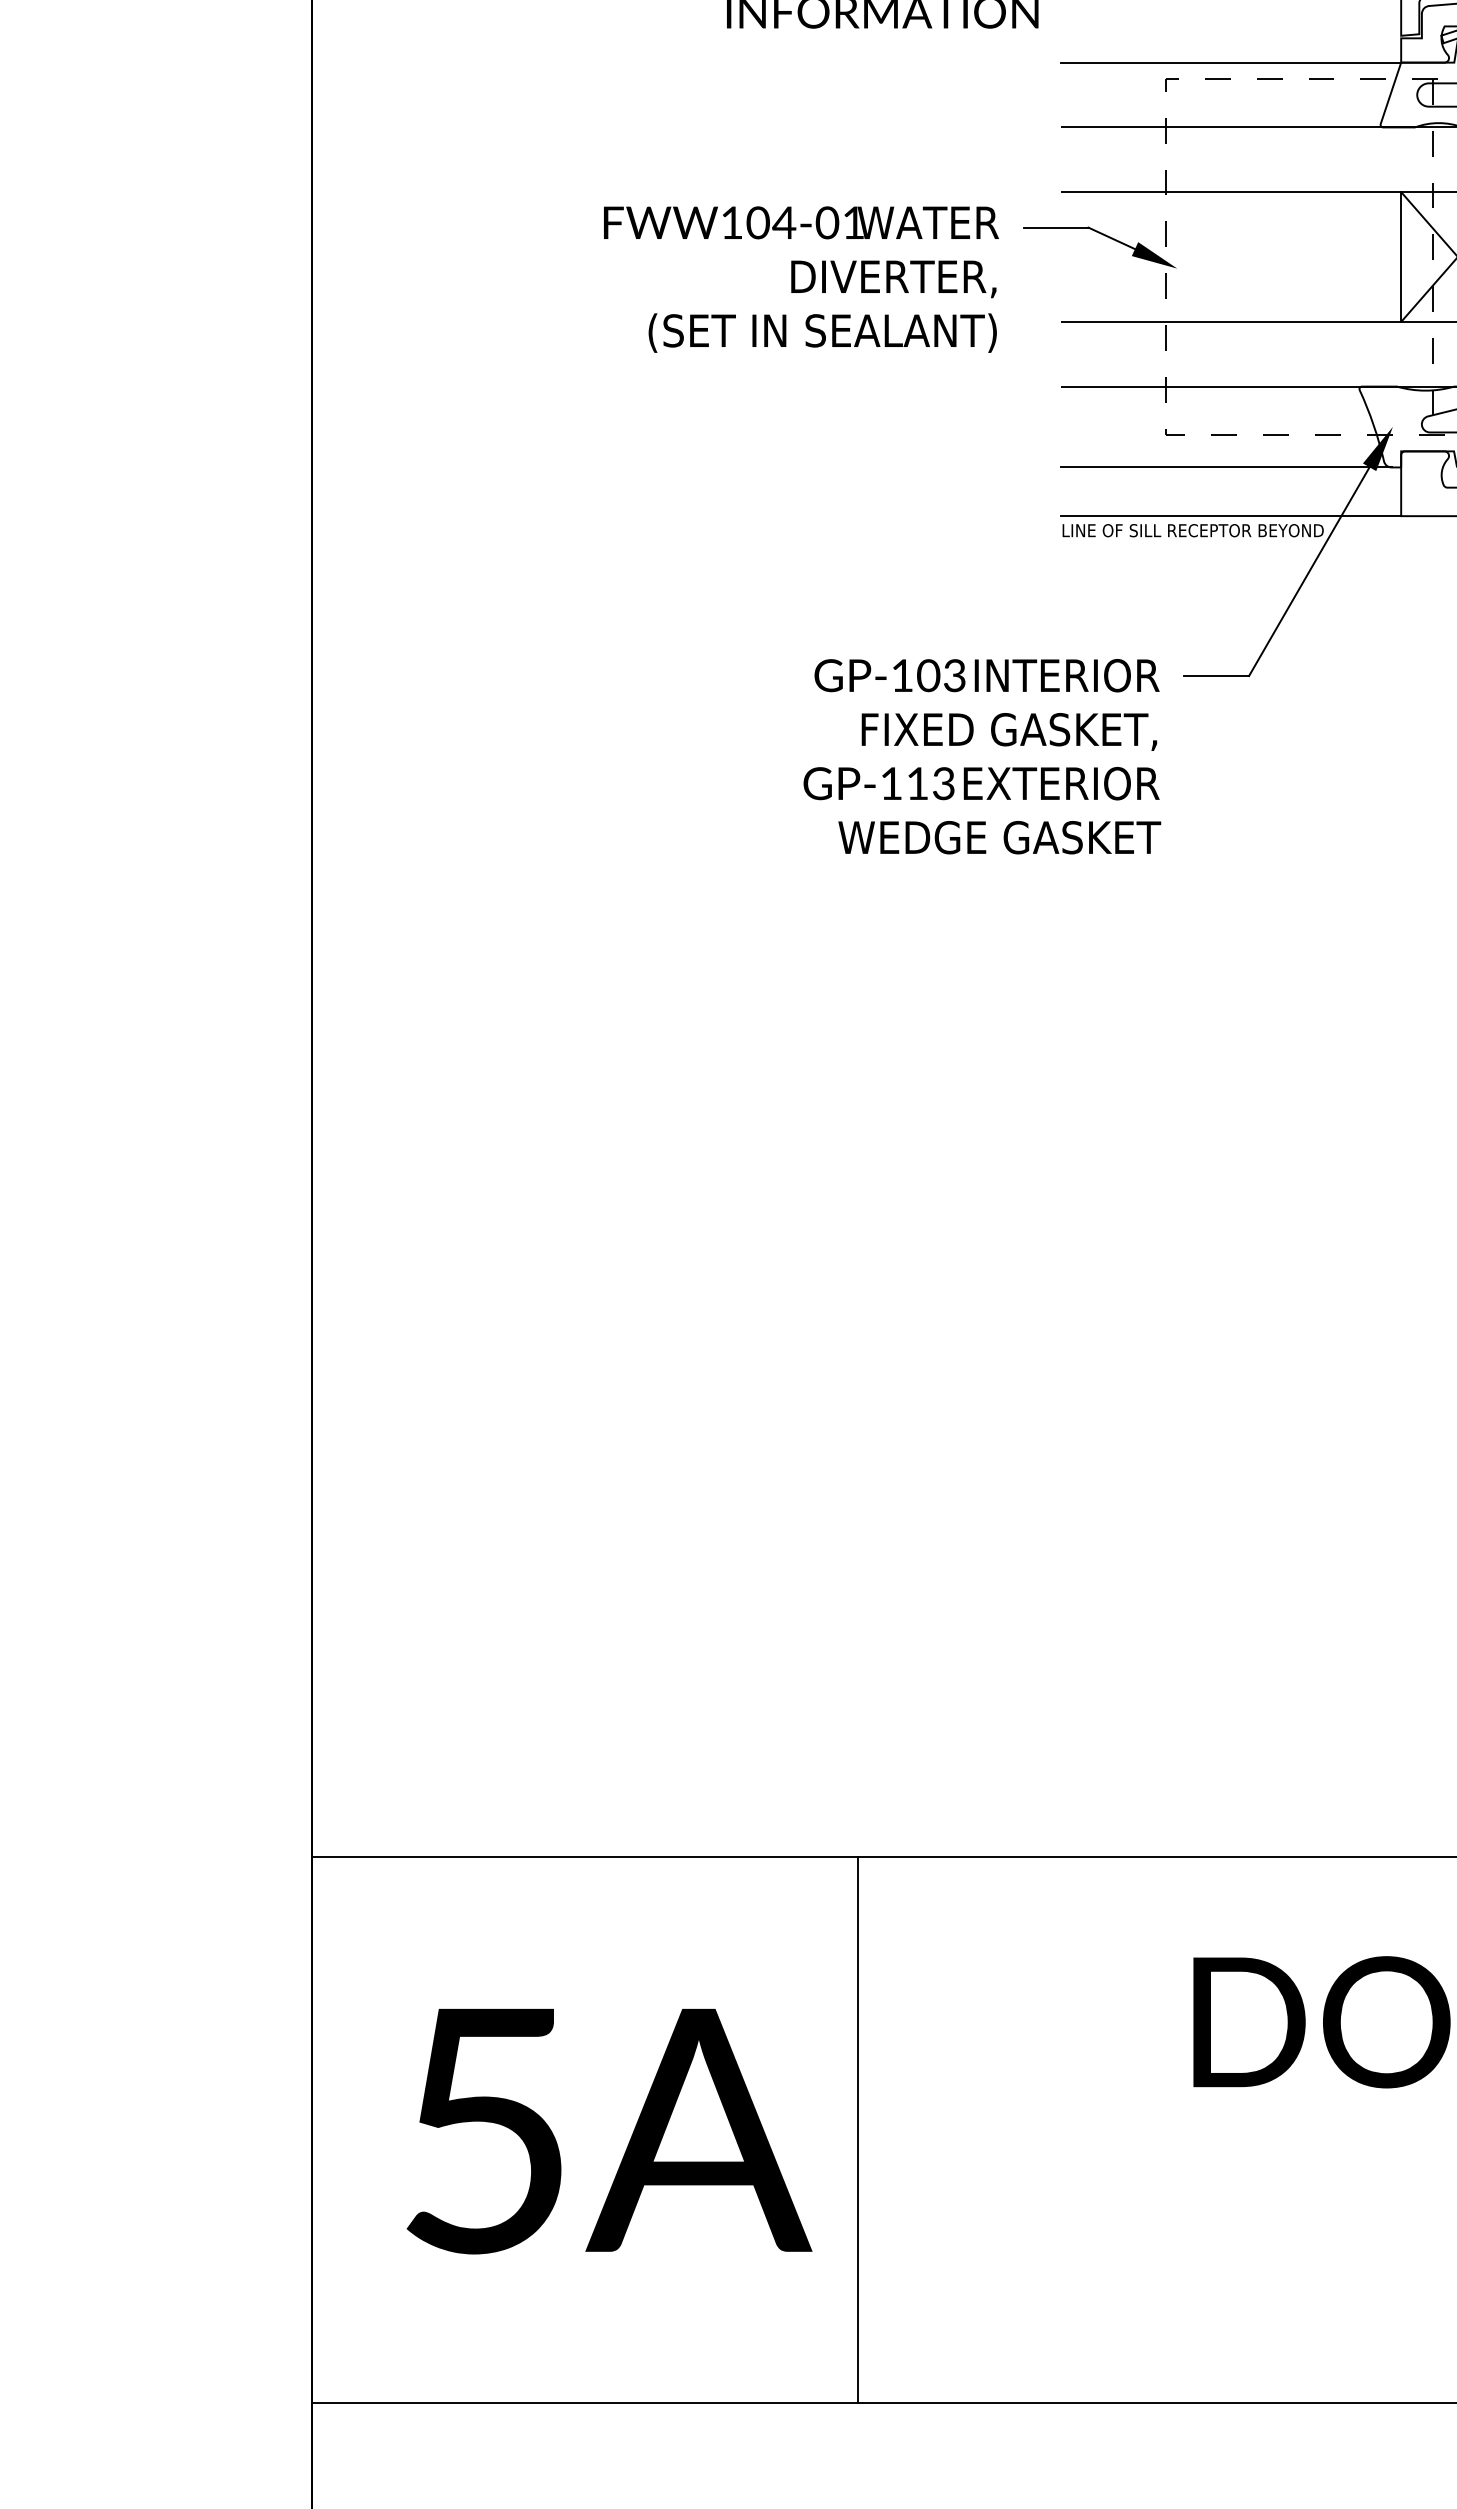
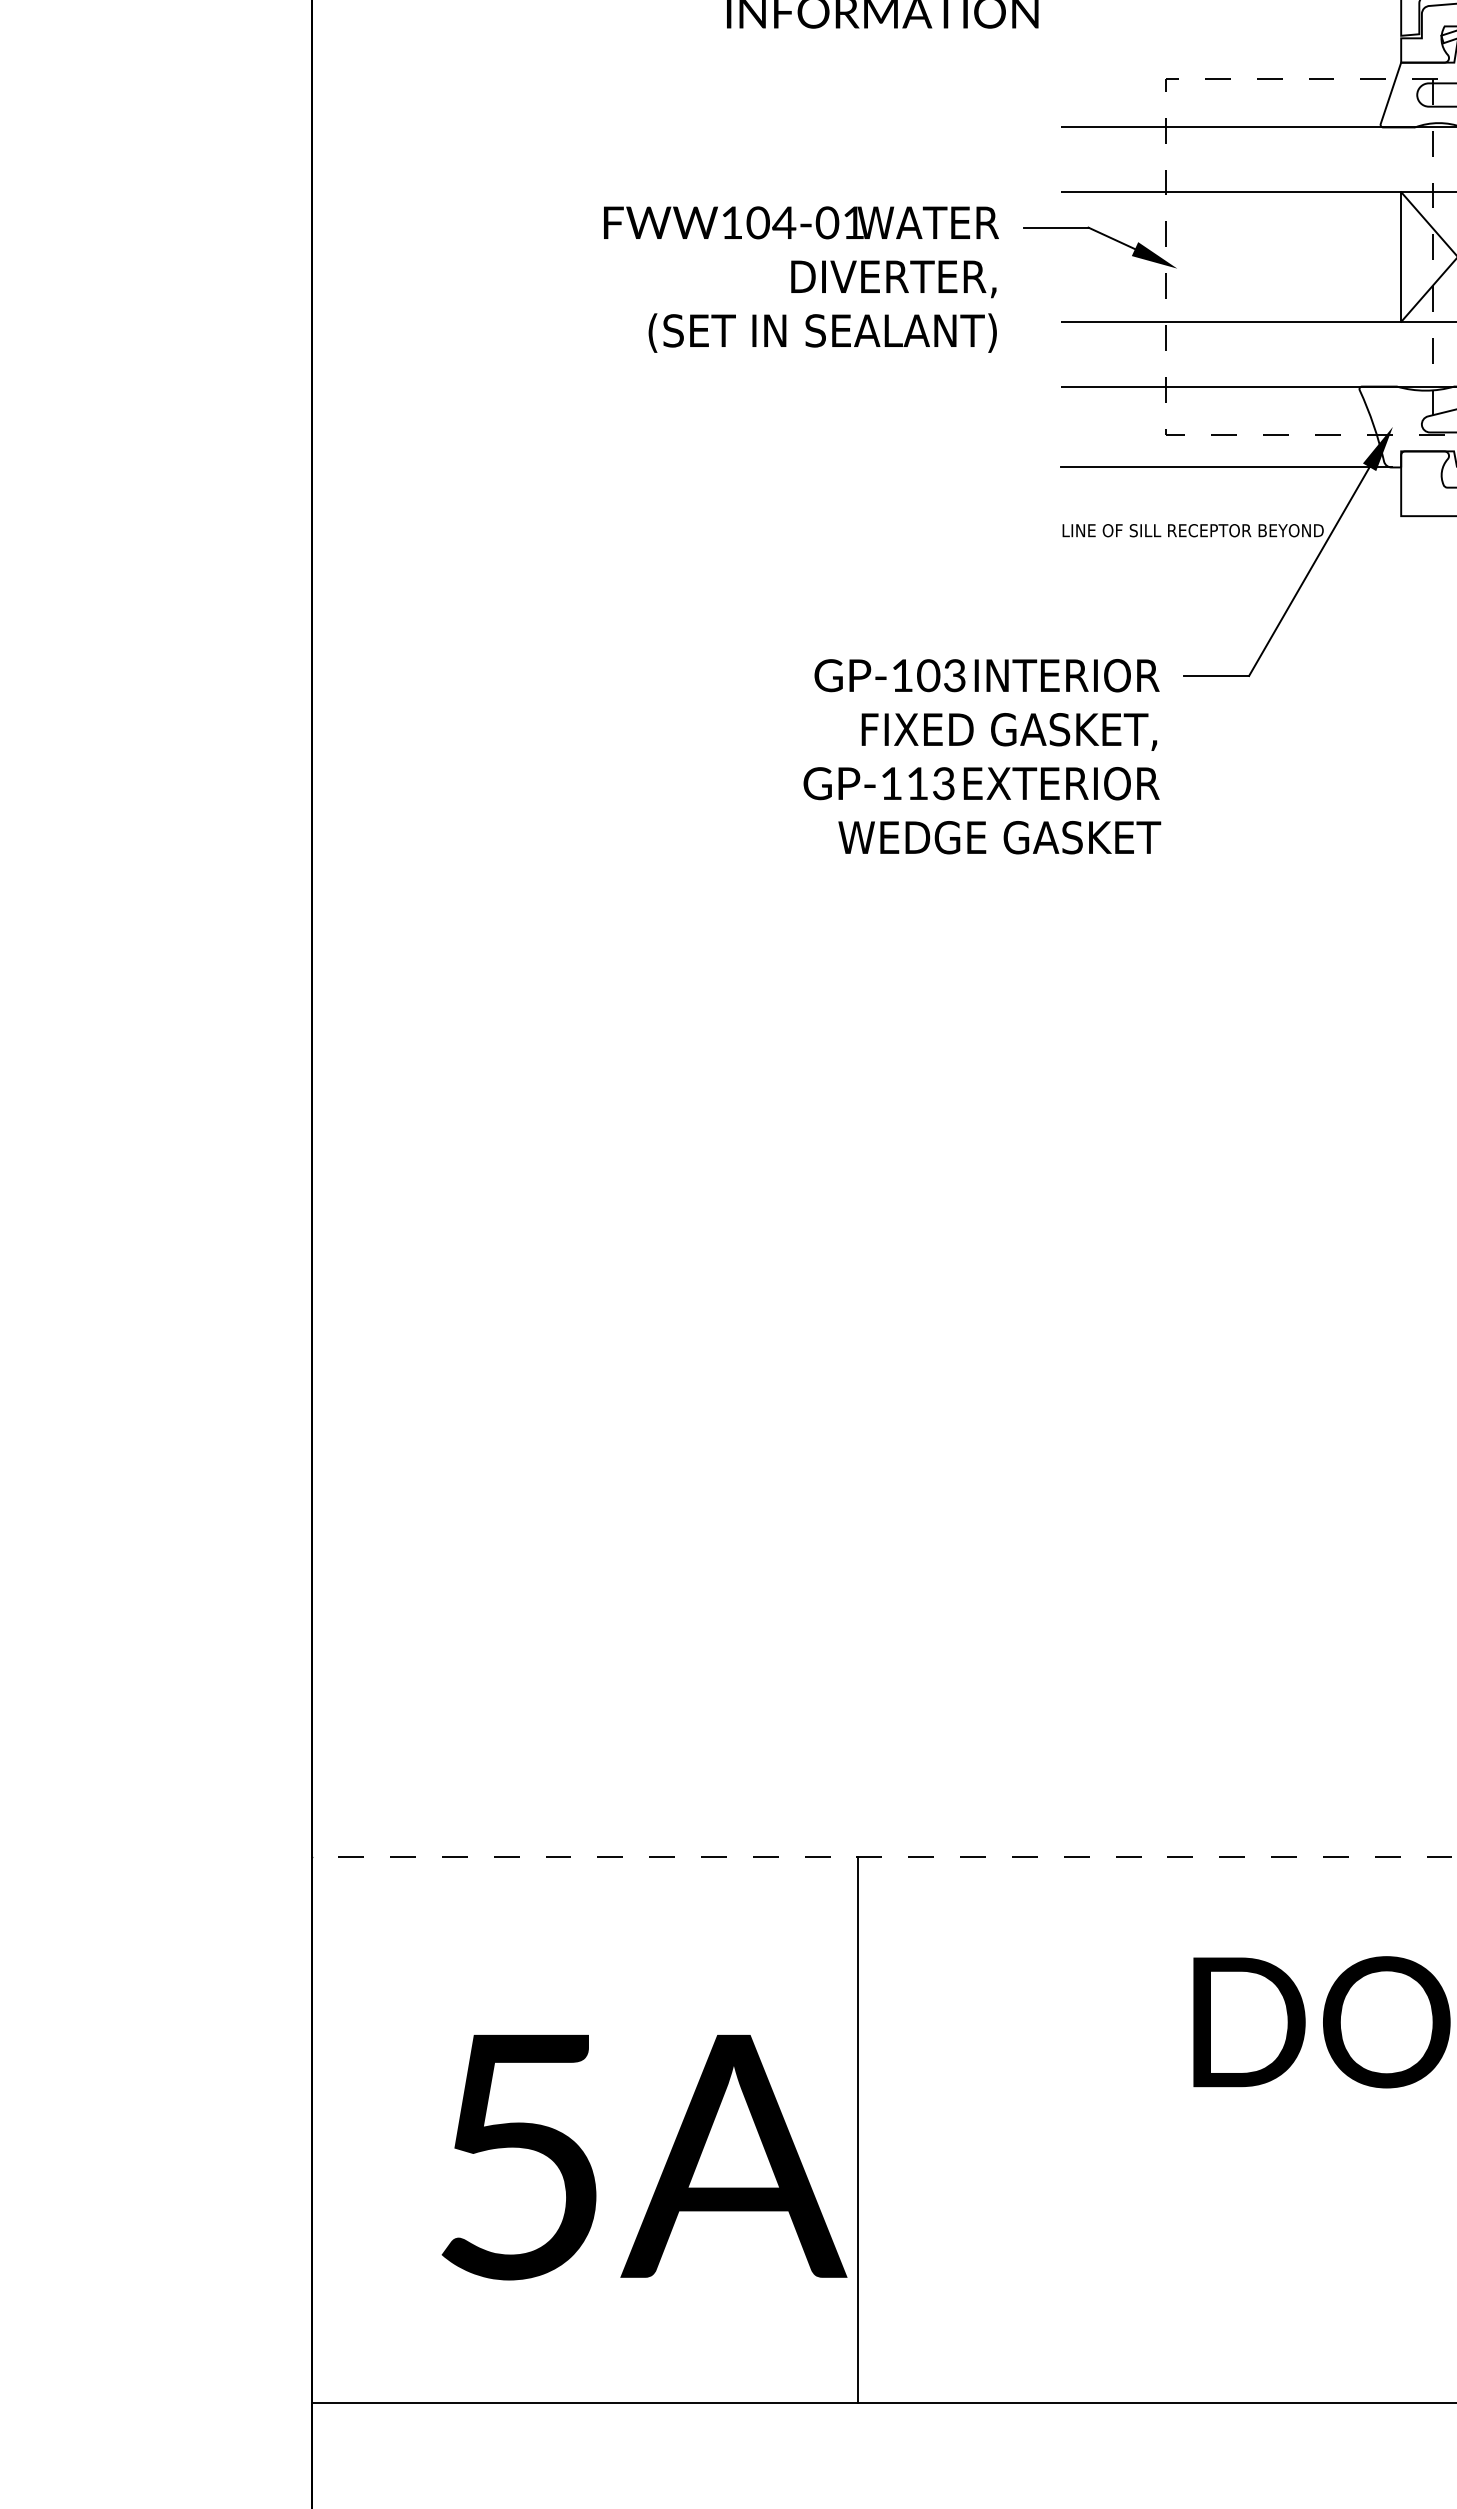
line: present -> none (1231, 62)
line: present -> none (1231, 516)
line: solid -> dashed (884, 1857)
text position: (609, 2131) -> (644, 2157) (644, 2157)
